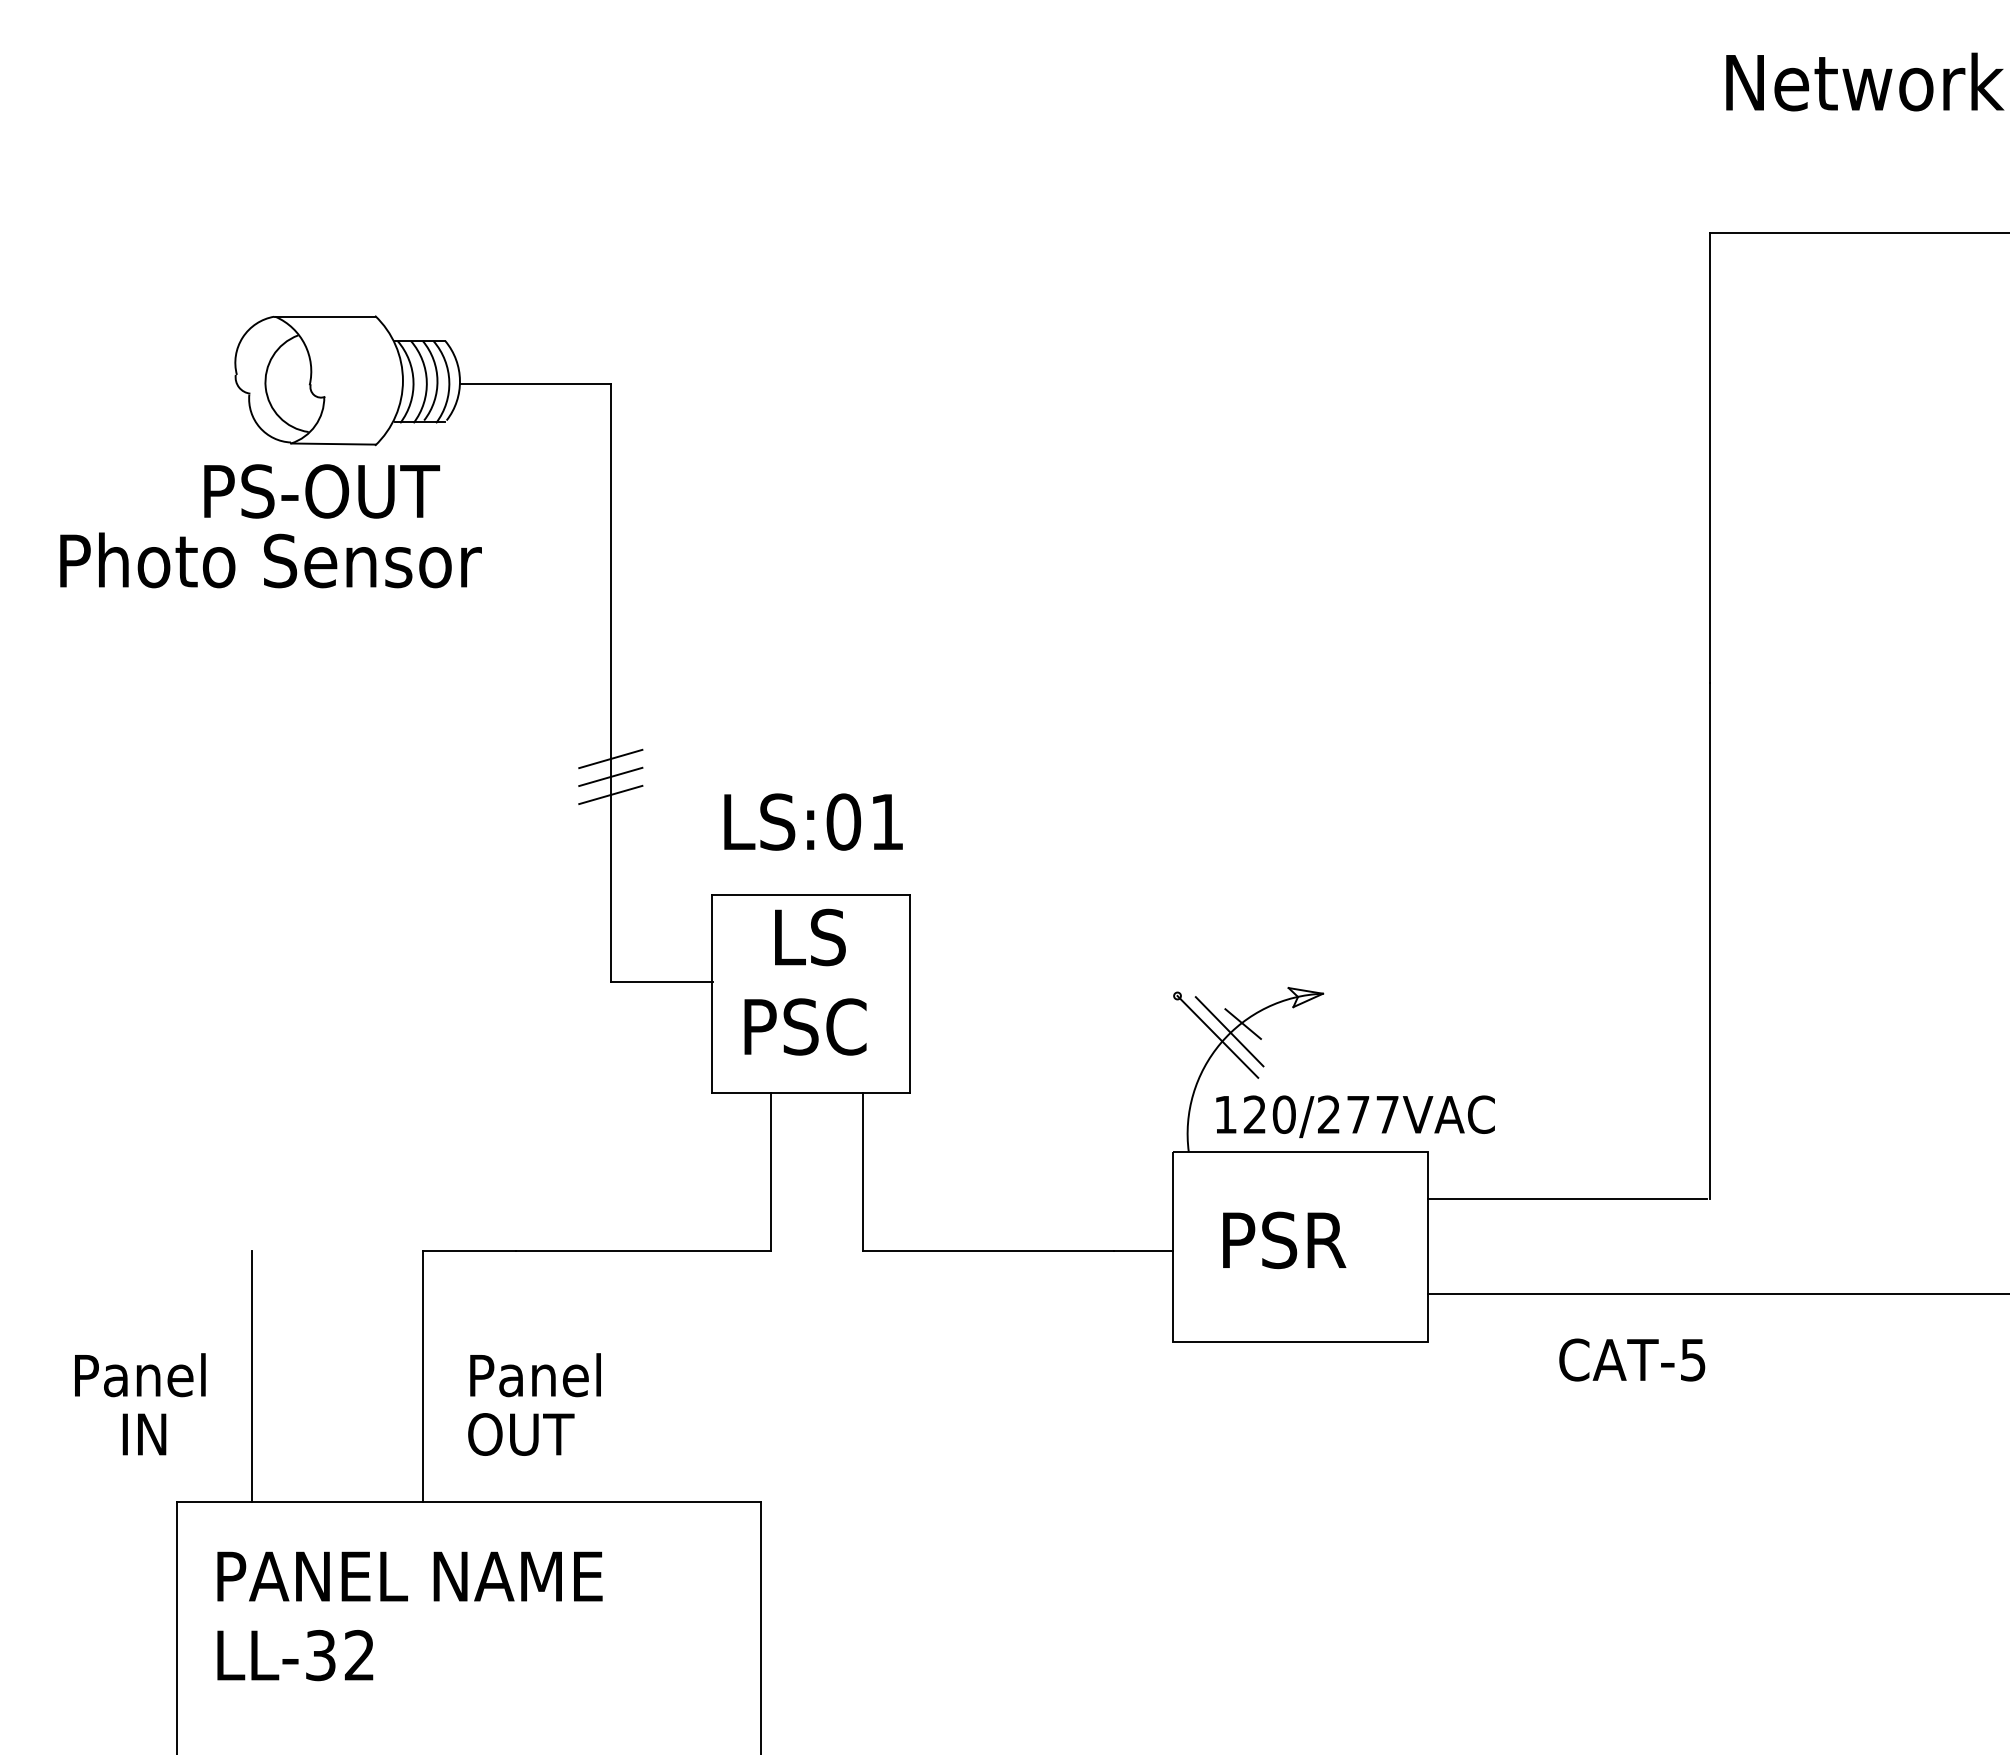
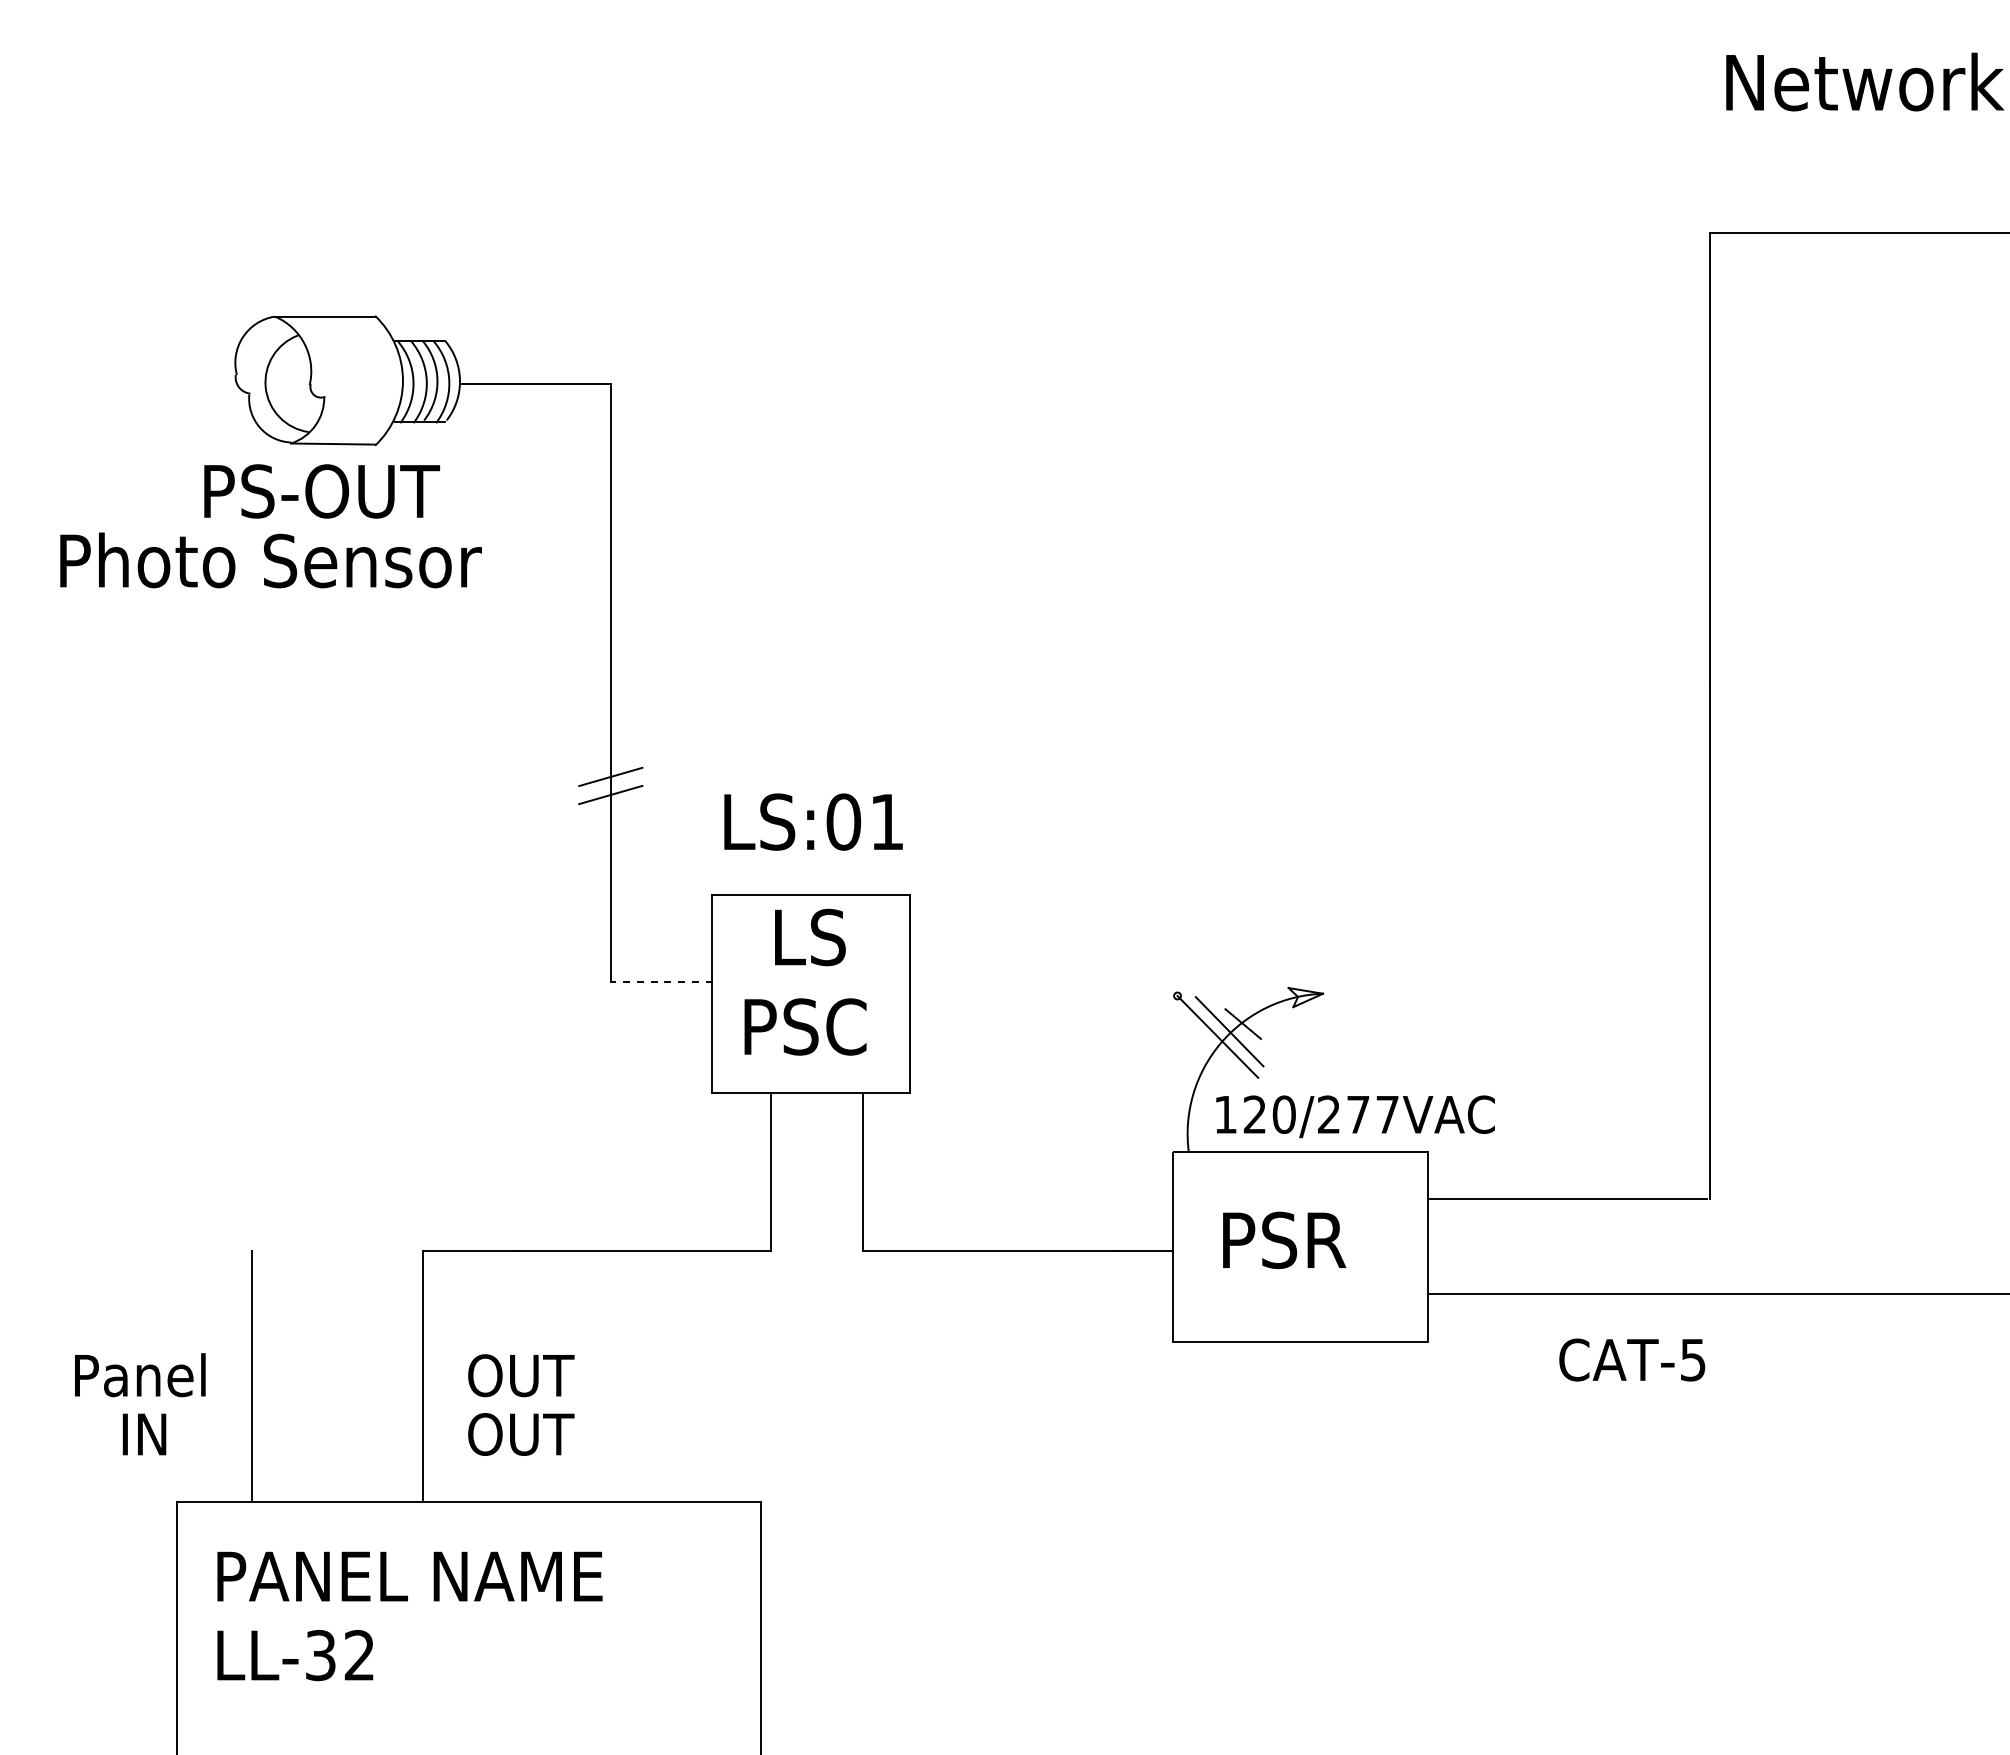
line: present -> none (610, 758)
line: solid -> dashed (661, 981)
text: Panel -> OUT (534, 1375)
